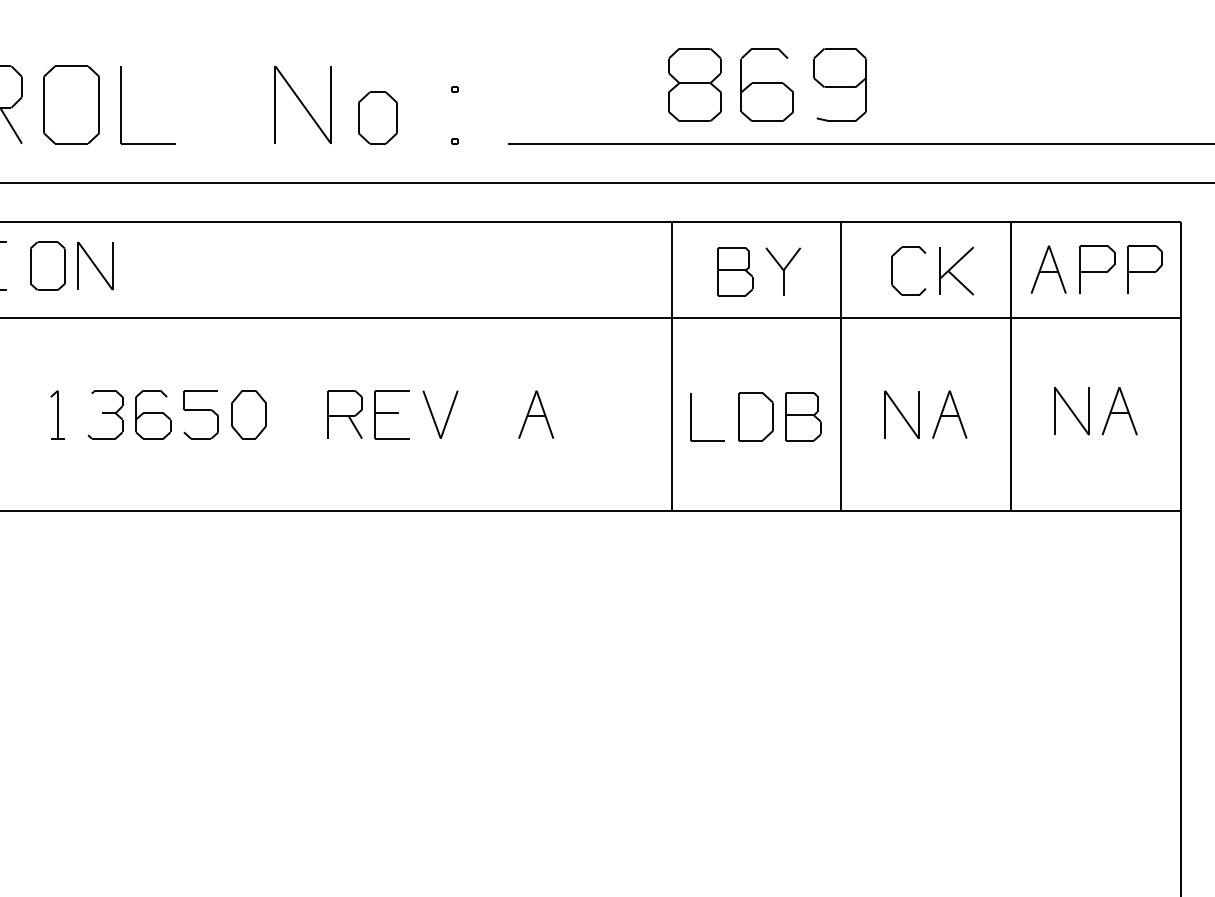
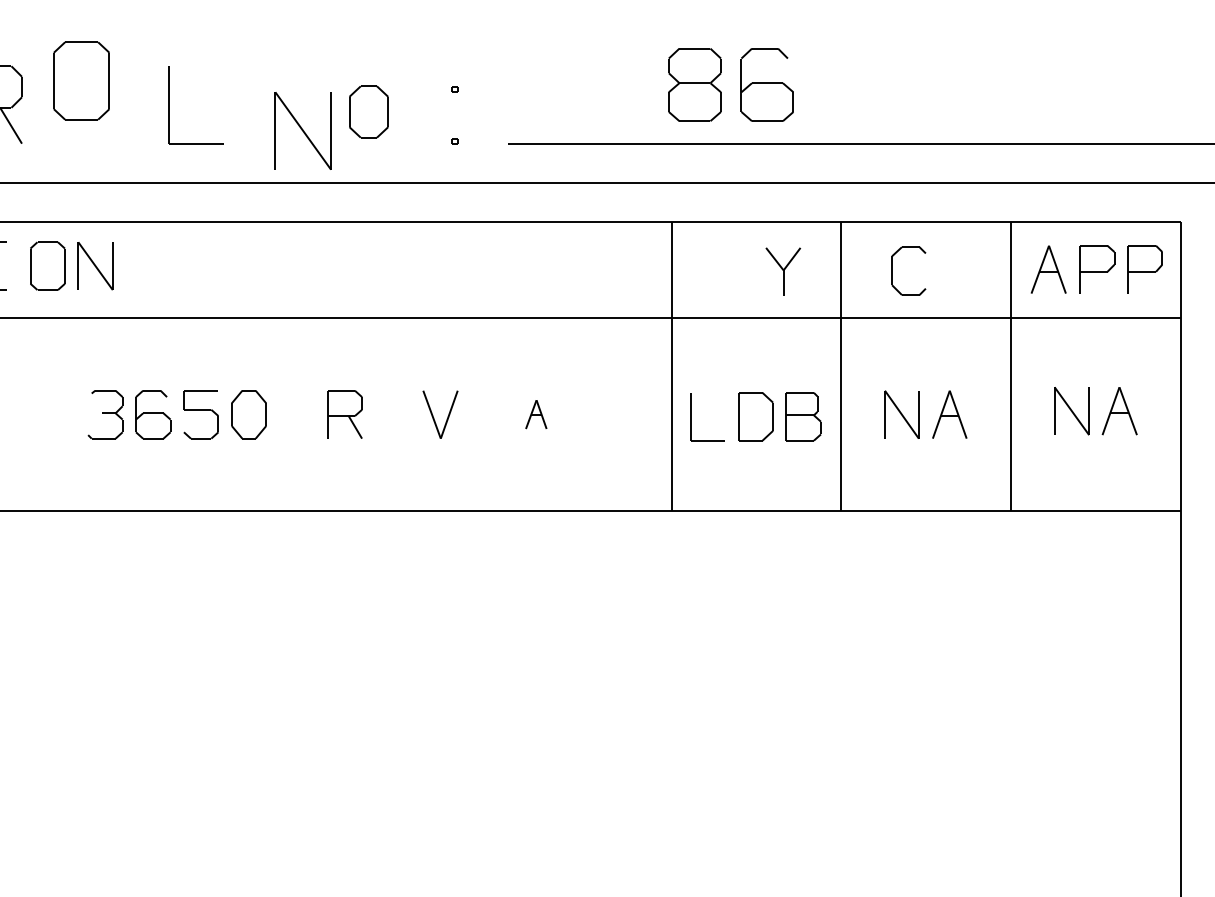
part: present -> none (839, 84)
part position: (71, 104) -> (81, 80) (81, 80)
part position: (302, 104) -> (302, 130) (302, 130)
part position: (121, 105) -> (169, 105) (169, 105)
part position: (377, 117) -> (368, 111) (368, 111)
part: present -> none (956, 270)
part: present -> none (735, 271)
part: present -> none (57, 414)
part: present -> none (391, 414)
part size: 37x49 px -> 23x30 px (536, 414)
